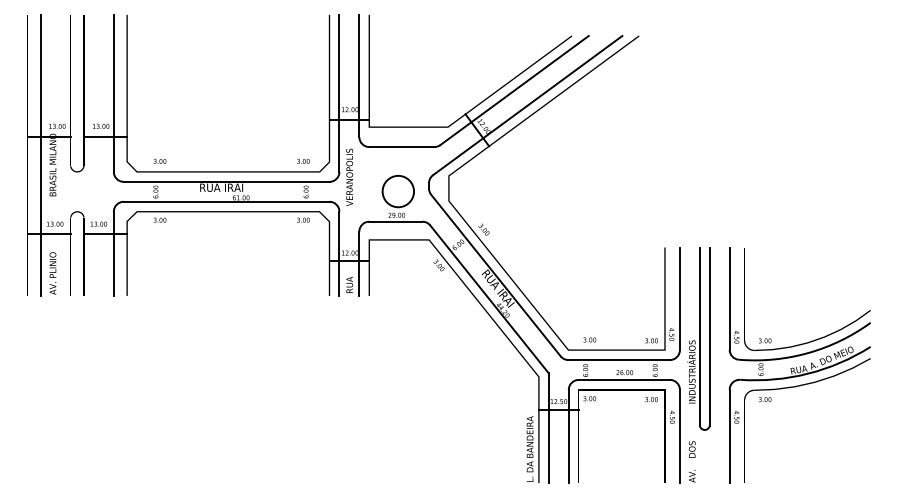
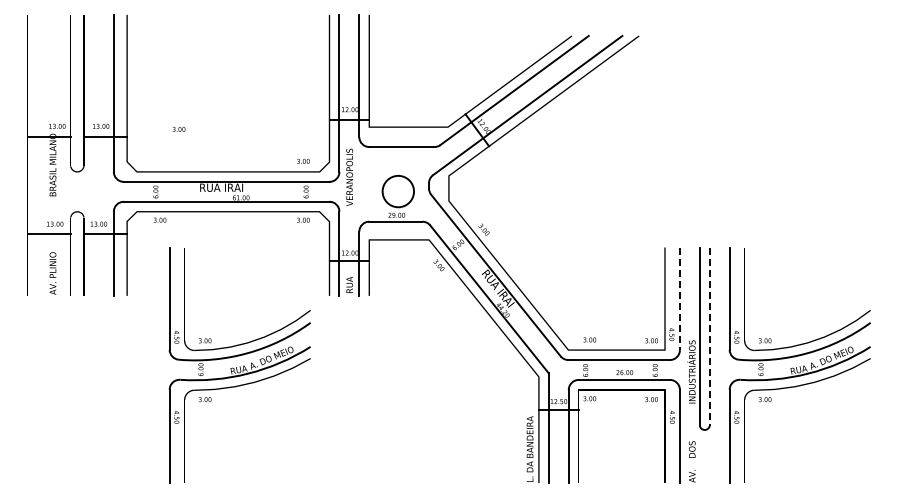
line: present -> none (40, 154)
text position: (159, 161) -> (178, 129) (178, 129)
line: solid -> dashed (679, 299)
line: solid -> dashed (709, 337)
part: none -> present (239, 365)
